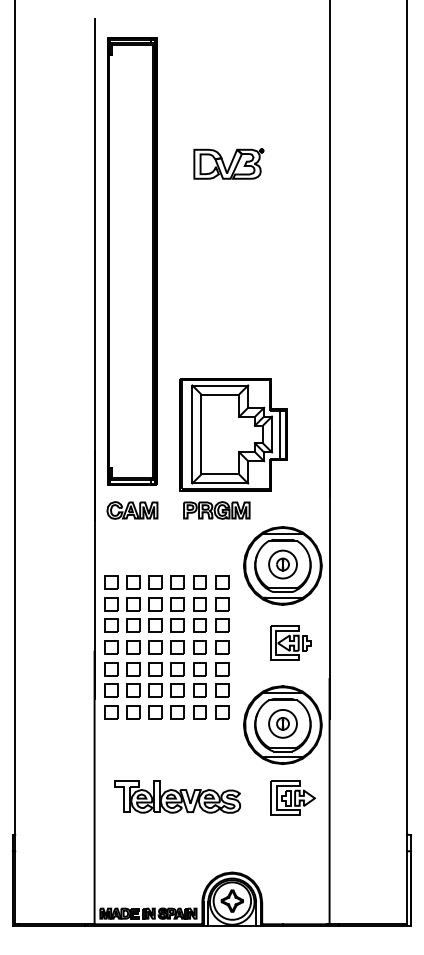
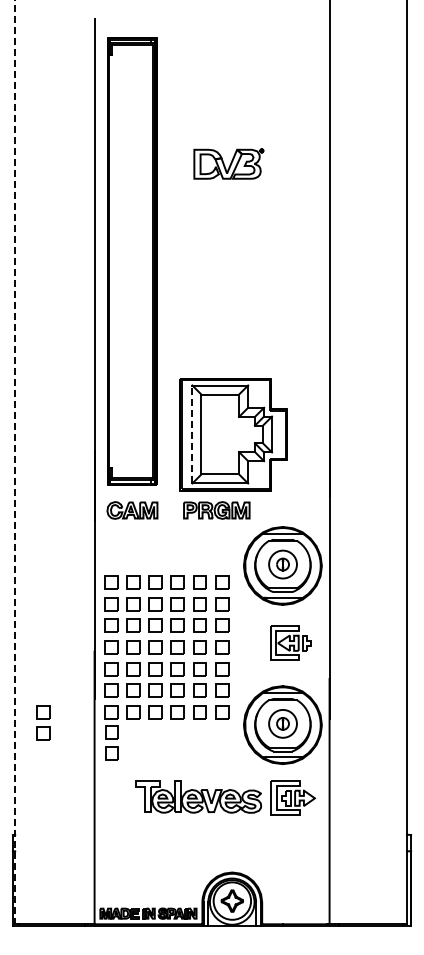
line: solid -> dashed (192, 434)
line: present -> none (280, 434)
line: solid -> dashed (15, 462)
part: none -> present (43, 722)
part: none -> present (111, 742)
part position: (177, 796) -> (198, 796) (198, 796)
